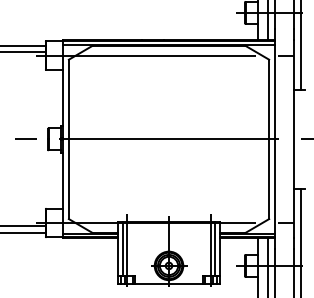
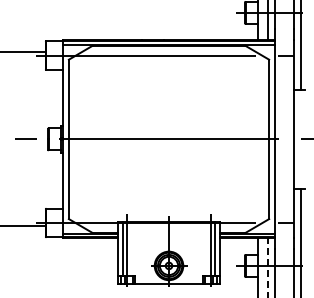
line: present -> none (23, 45)
line: present -> none (23, 232)
line: solid -> dashed (268, 267)
